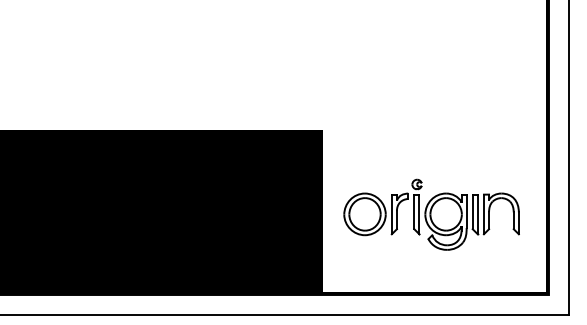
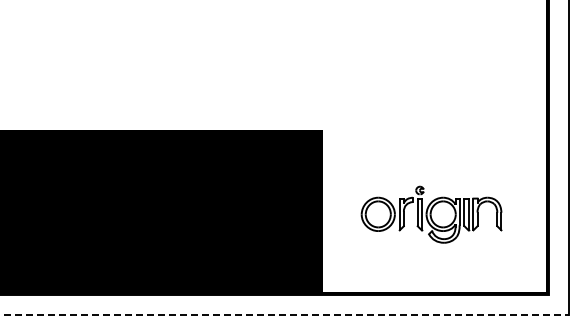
part size: 177x73 px -> 143x59 px (431, 214)
line: solid -> dashed (285, 315)
